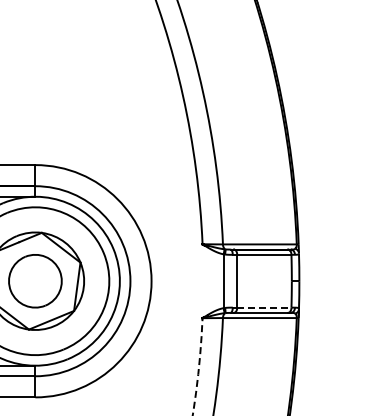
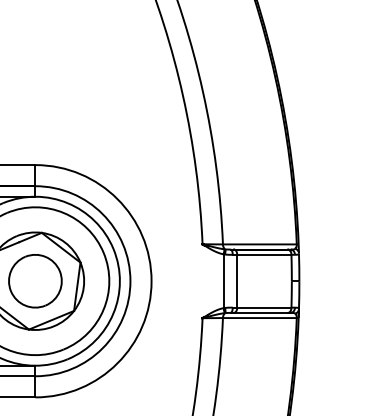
line: dashed -> solid (264, 307)
arc: dashed -> solid (198, 367)
